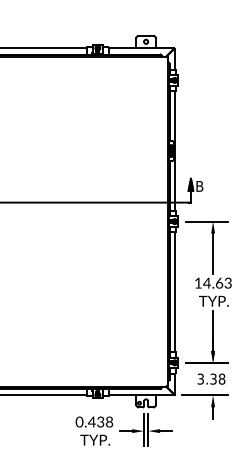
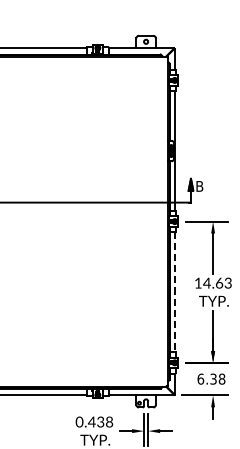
line: solid -> dashed (175, 292)
text: 3.38 -> 6.38 (200, 378)
